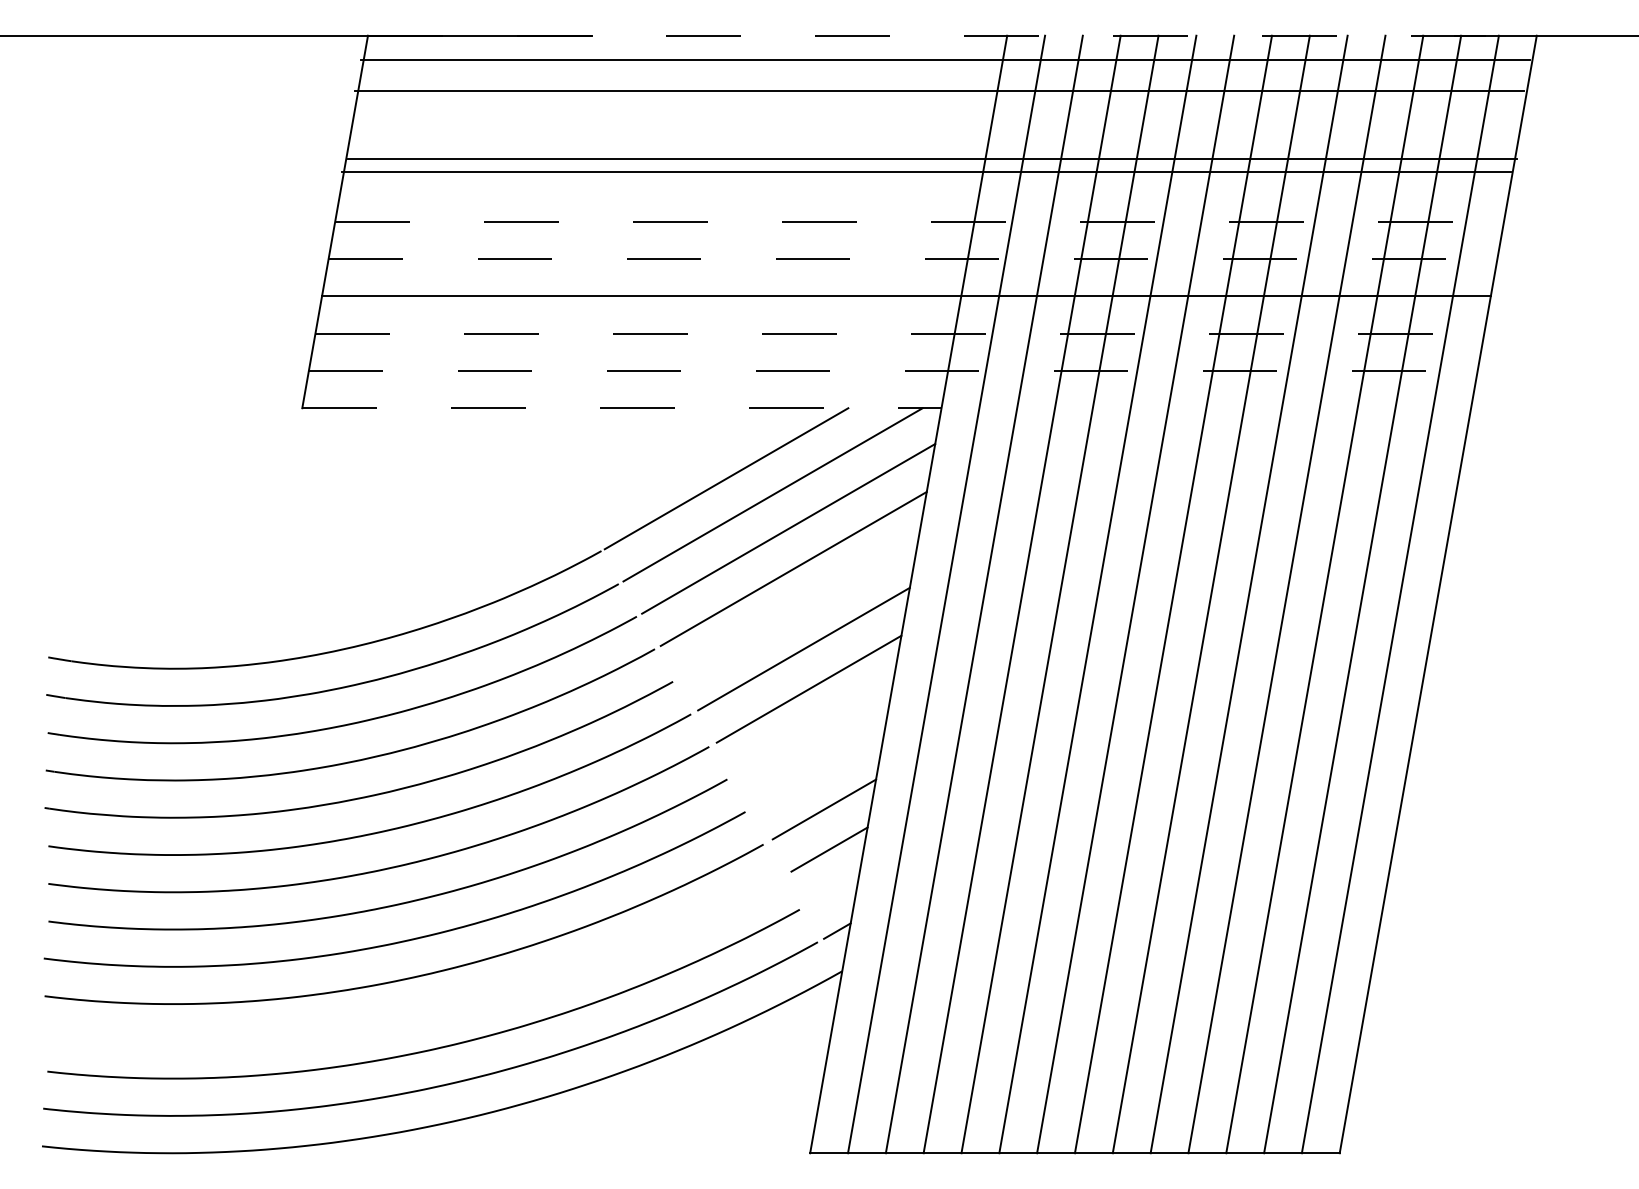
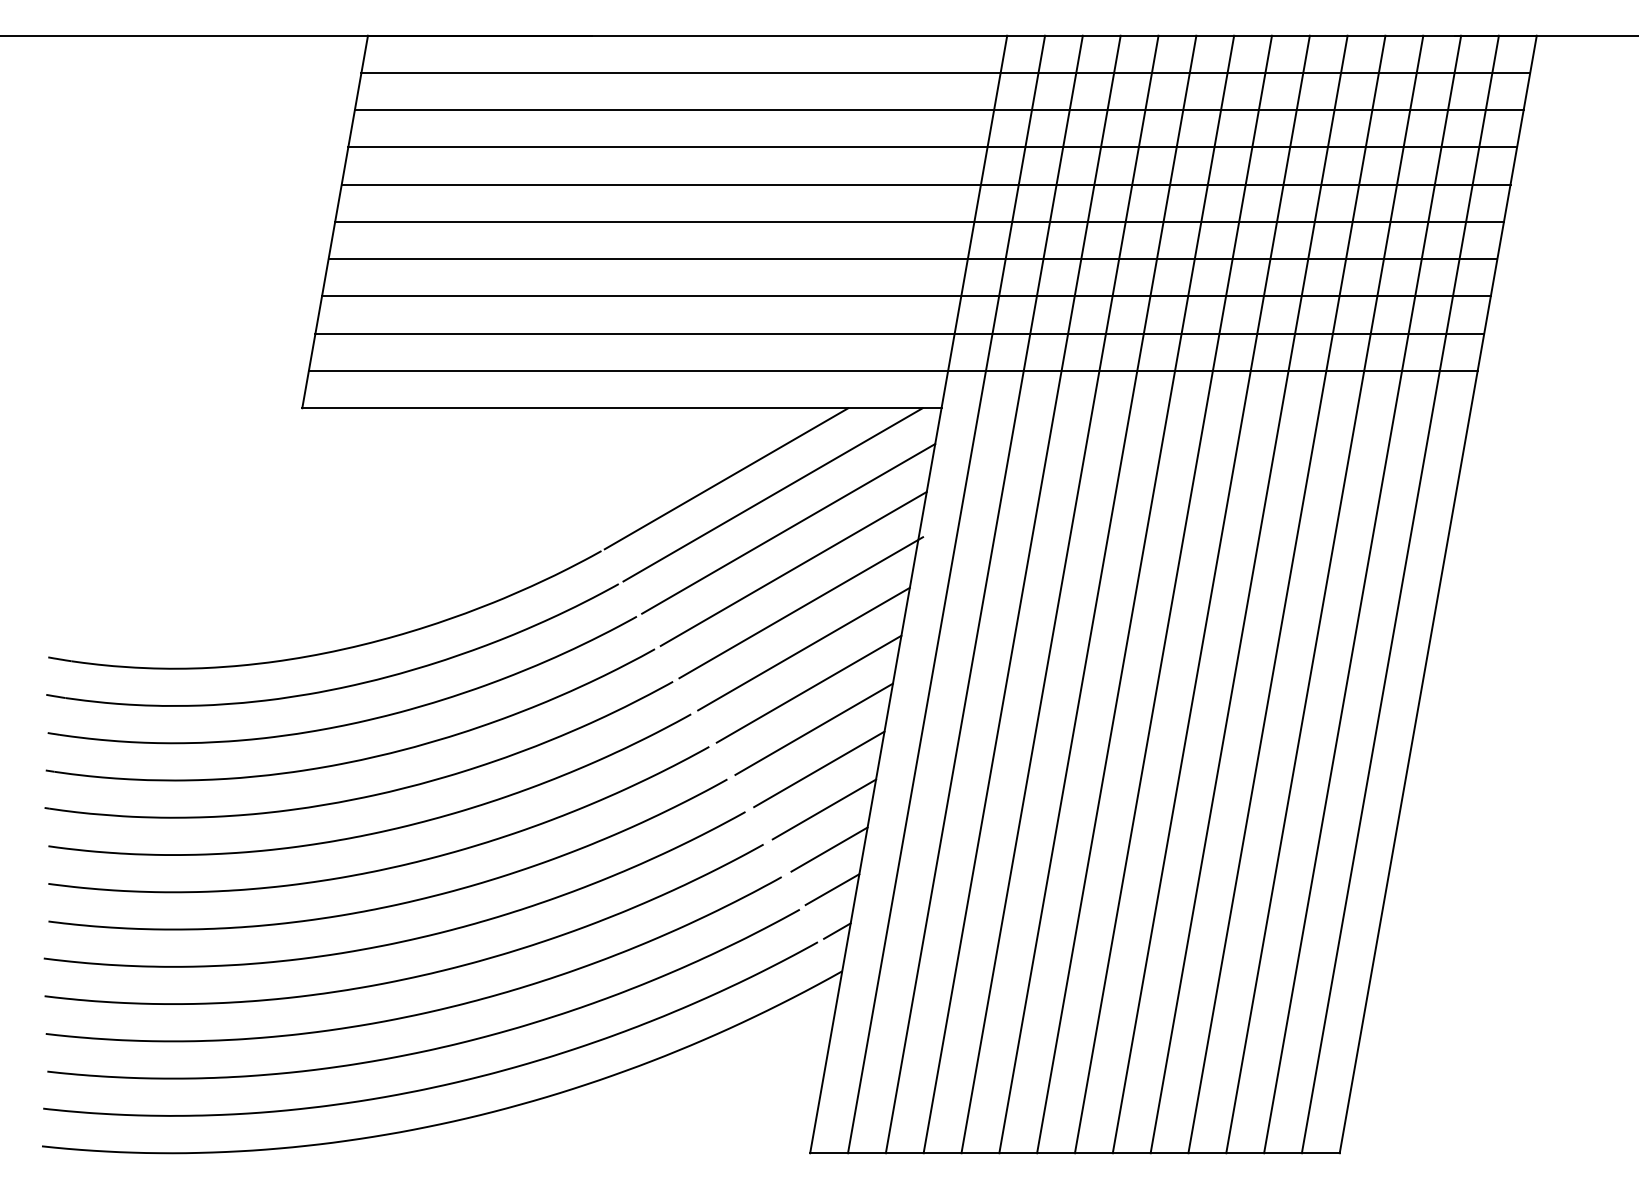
line: dashed -> solid (952, 35)
line position: (945, 59) -> (945, 72) (945, 72)
line position: (938, 91) -> (938, 110) (938, 110)
line position: (932, 159) -> (932, 147) (932, 147)
line position: (925, 171) -> (925, 184) (925, 184)
line: dashed -> solid (920, 221)
line: dashed -> solid (913, 259)
line: dashed -> solid (900, 333)
line: dashed -> solid (893, 370)
line: dashed -> solid (621, 408)
line: none -> present (801, 607)
line: none -> present (813, 728)
line: none -> present (819, 769)
line: none -> present (832, 889)
curve: none -> present (426, 1011)
